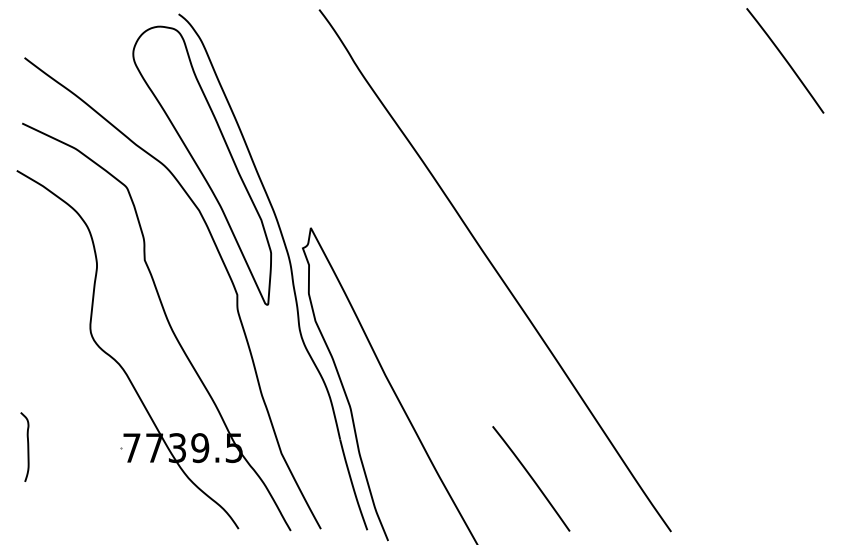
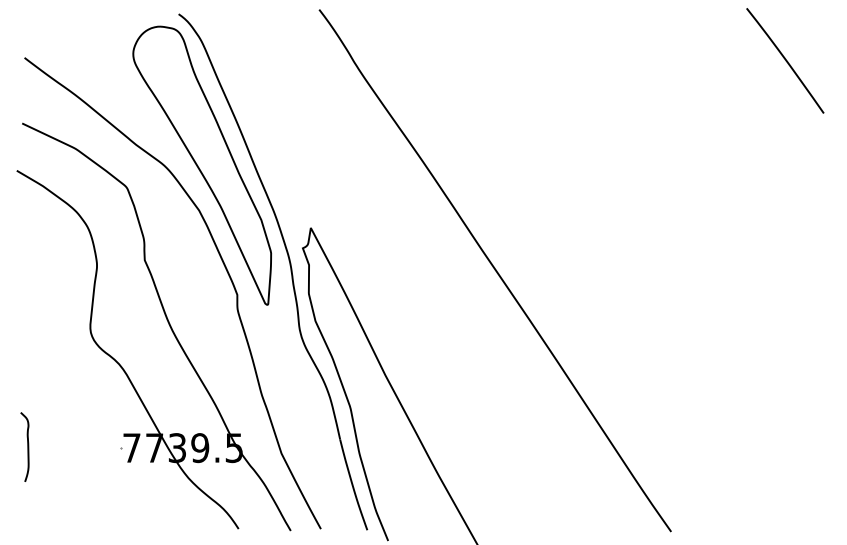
curve: present -> none (531, 478)
